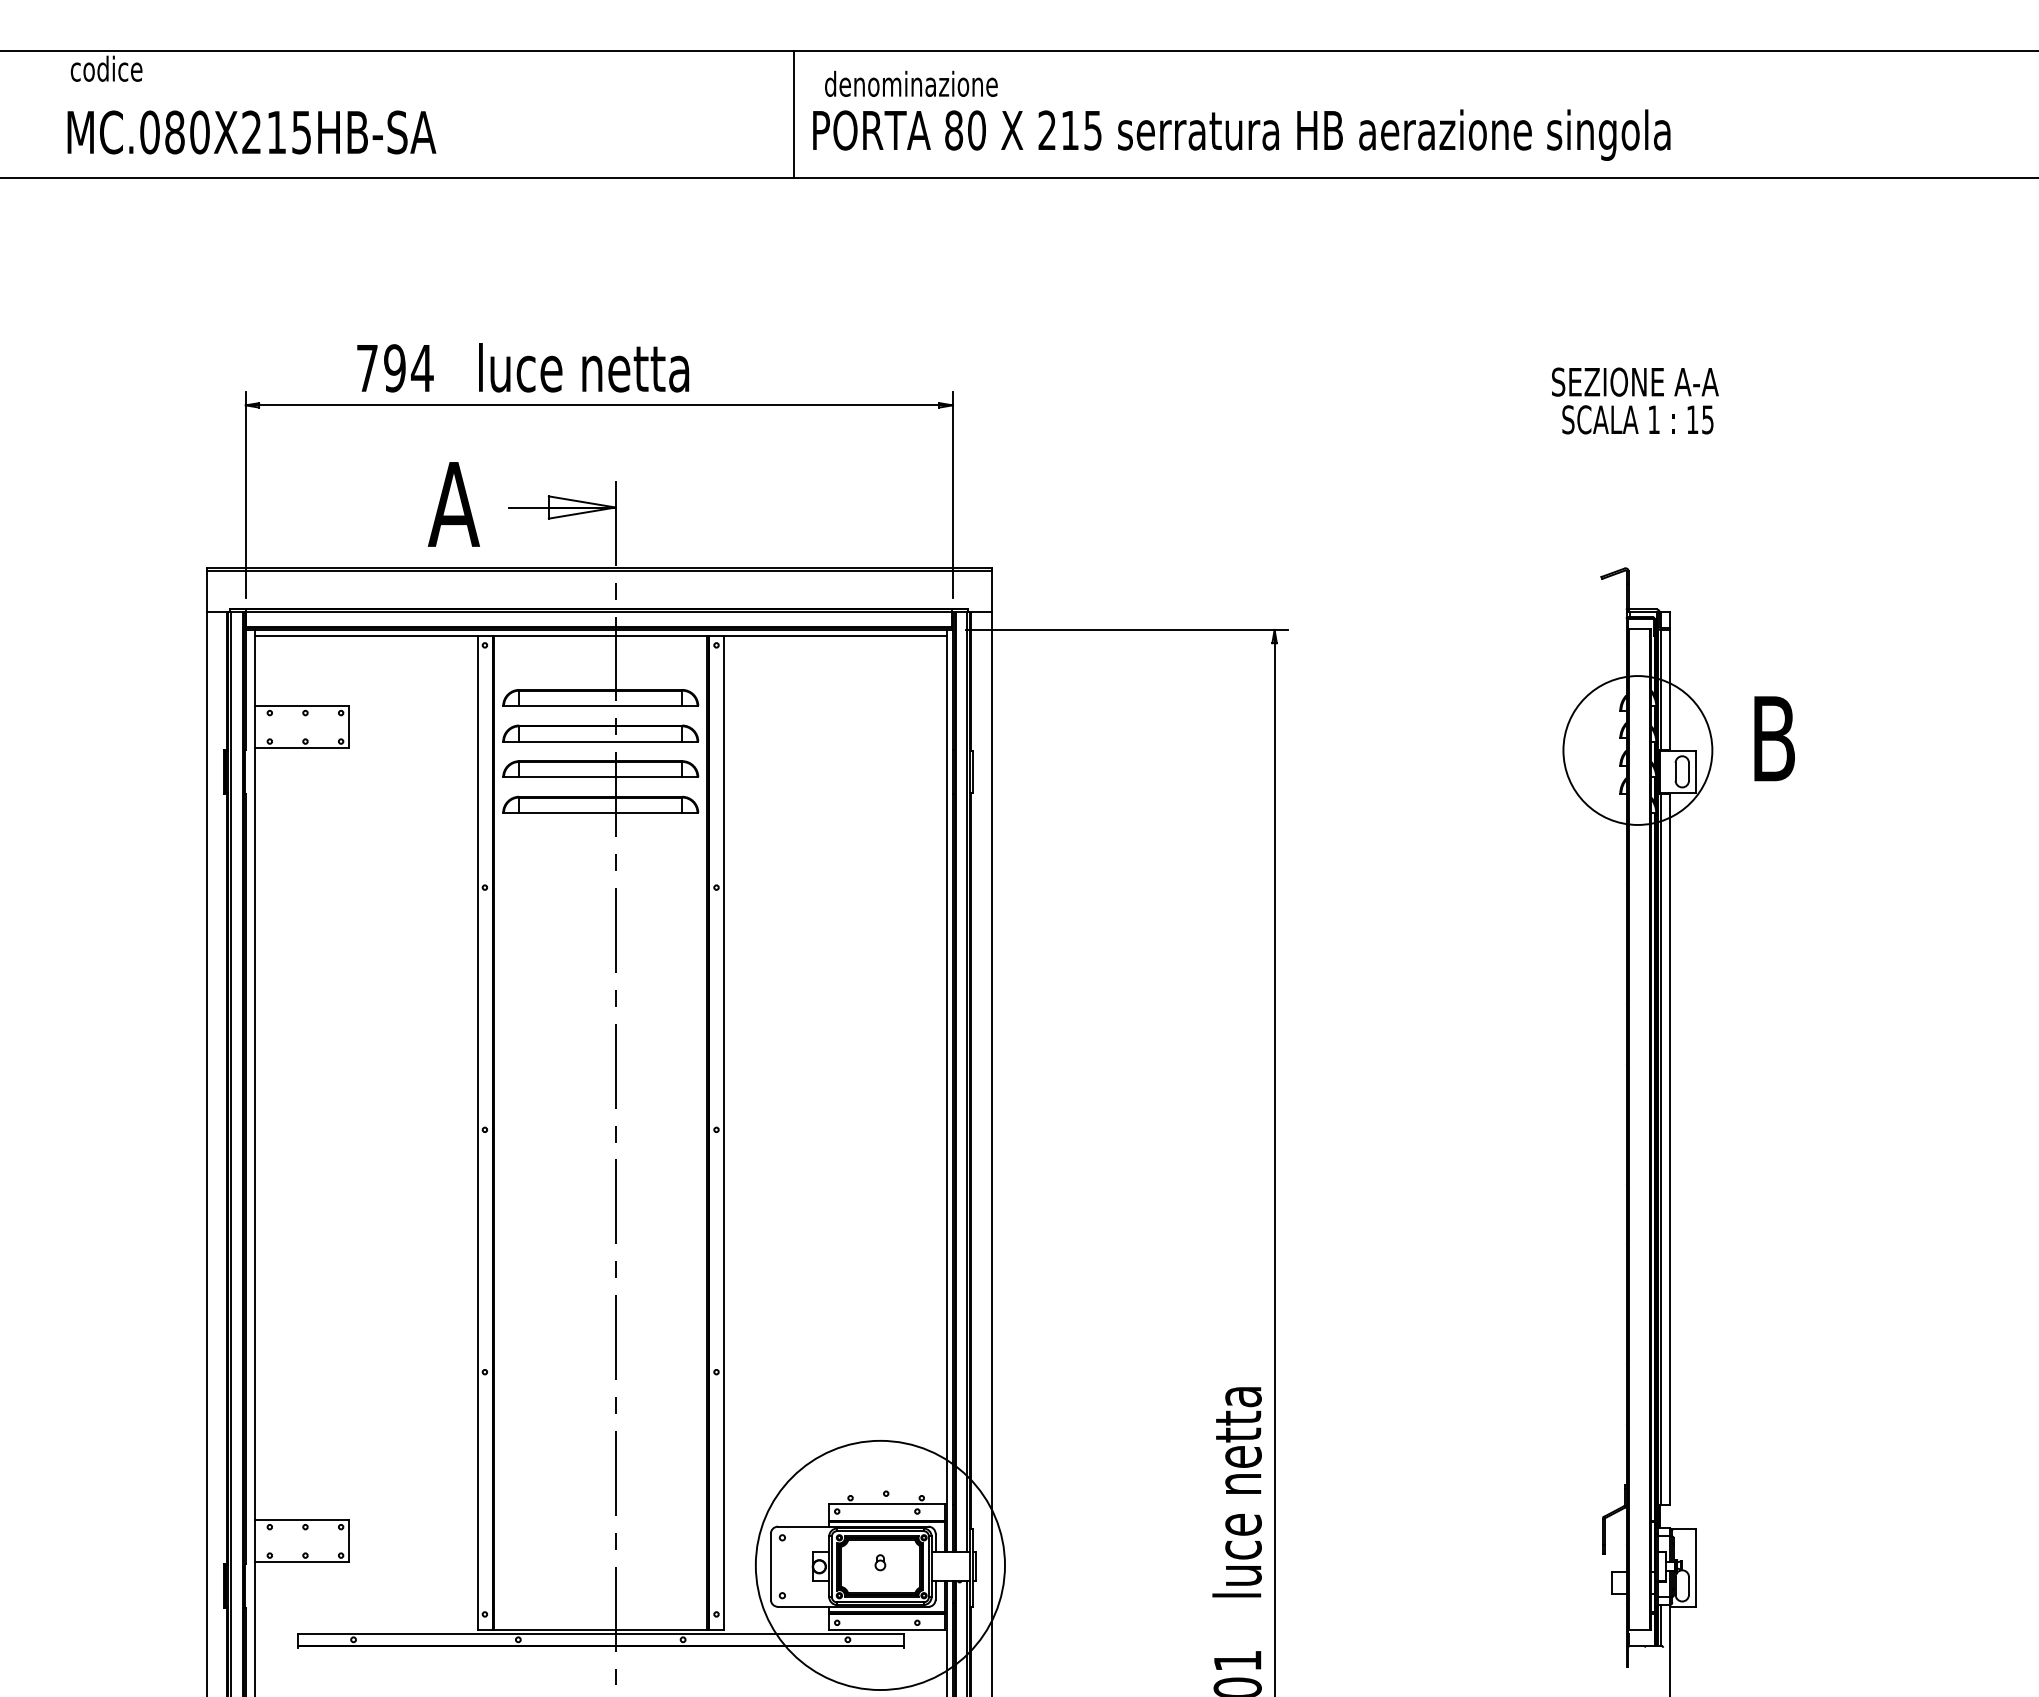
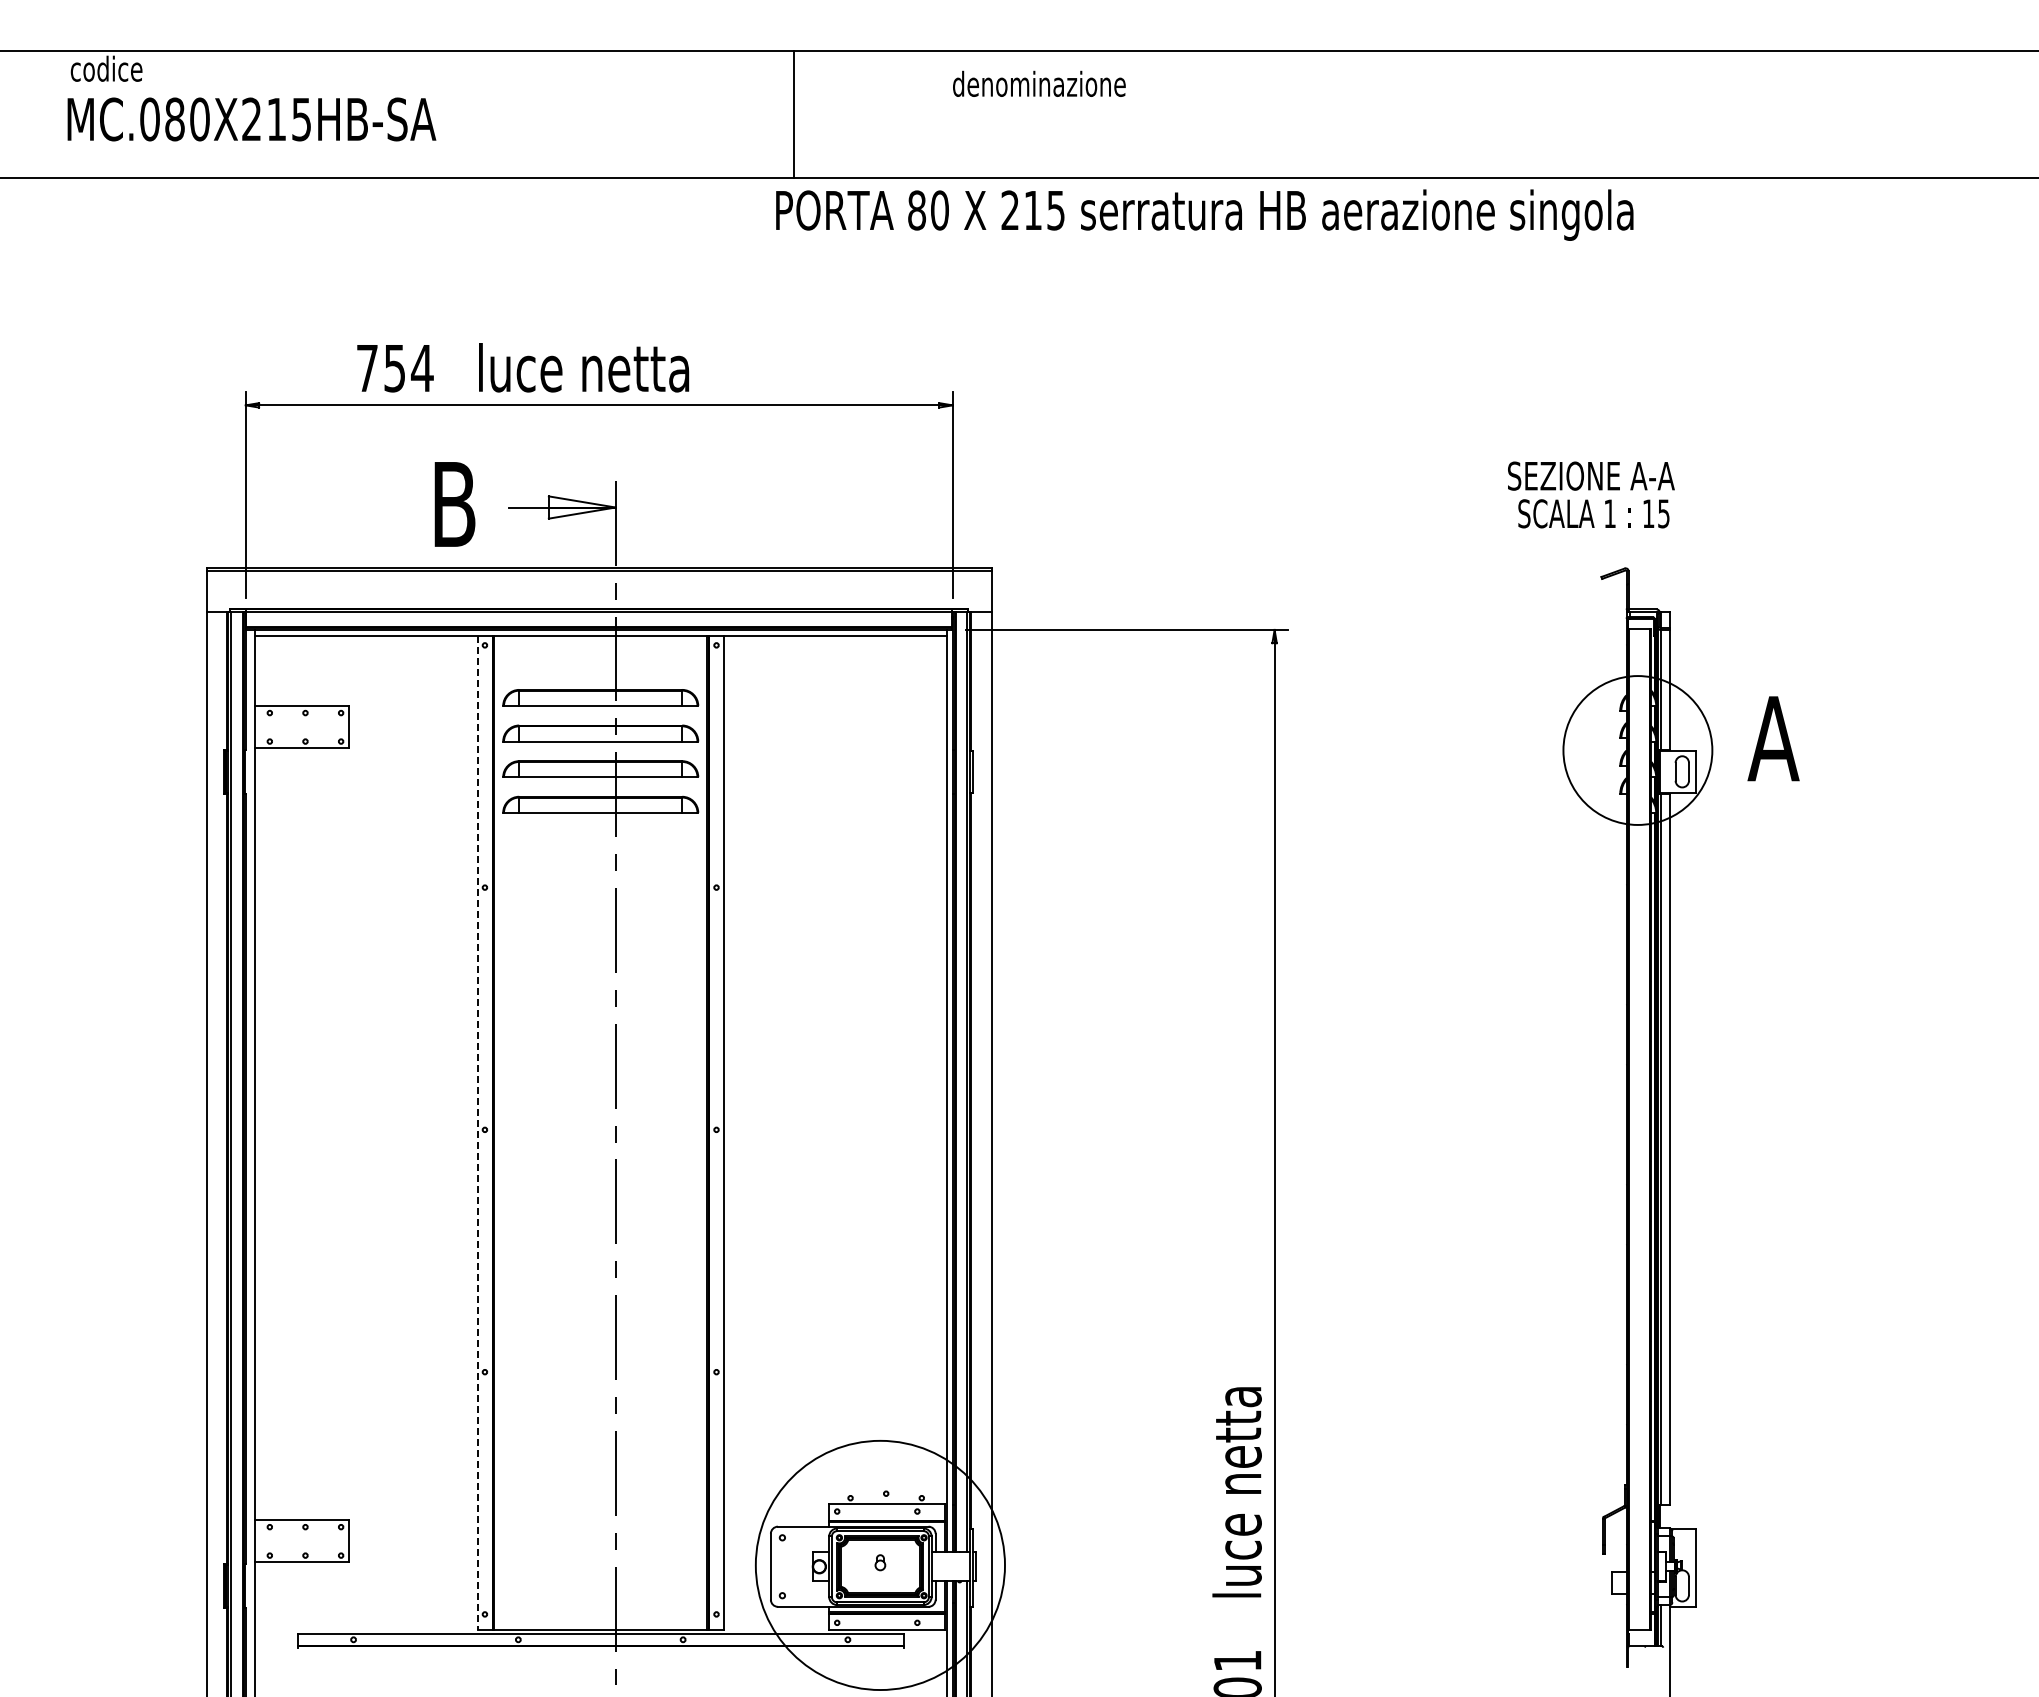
text position: (911, 83) -> (1039, 83) (1039, 83)
text position: (251, 132) -> (251, 119) (251, 119)
text position: (1241, 134) -> (1204, 214) (1204, 214)
text: 794 -> 754 (394, 368)
text position: (1635, 400) -> (1591, 494) (1591, 494)
text: A -> B (453, 504)
text: B -> A (1773, 738)
line: solid -> dashed (477, 1133)
